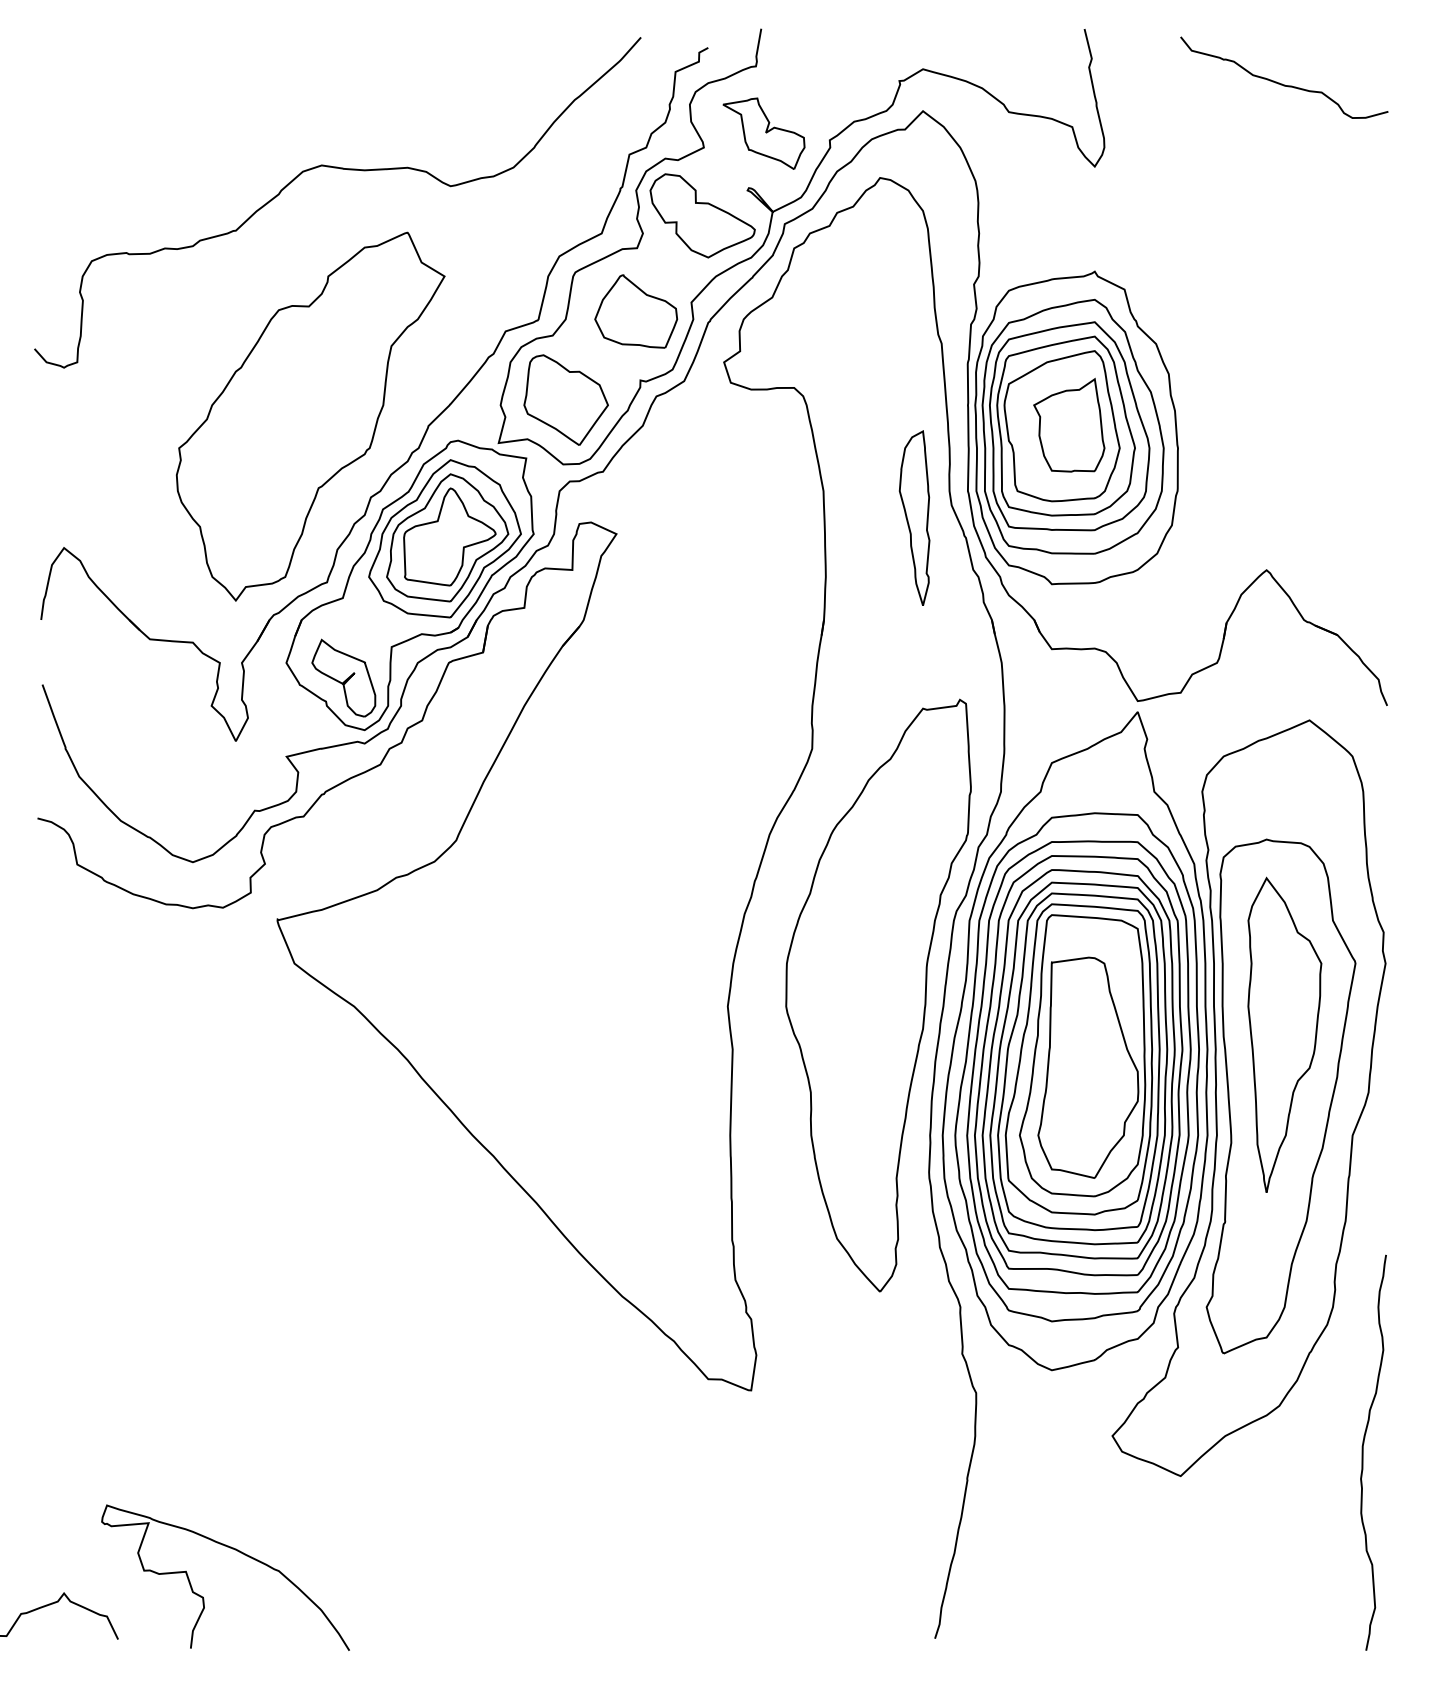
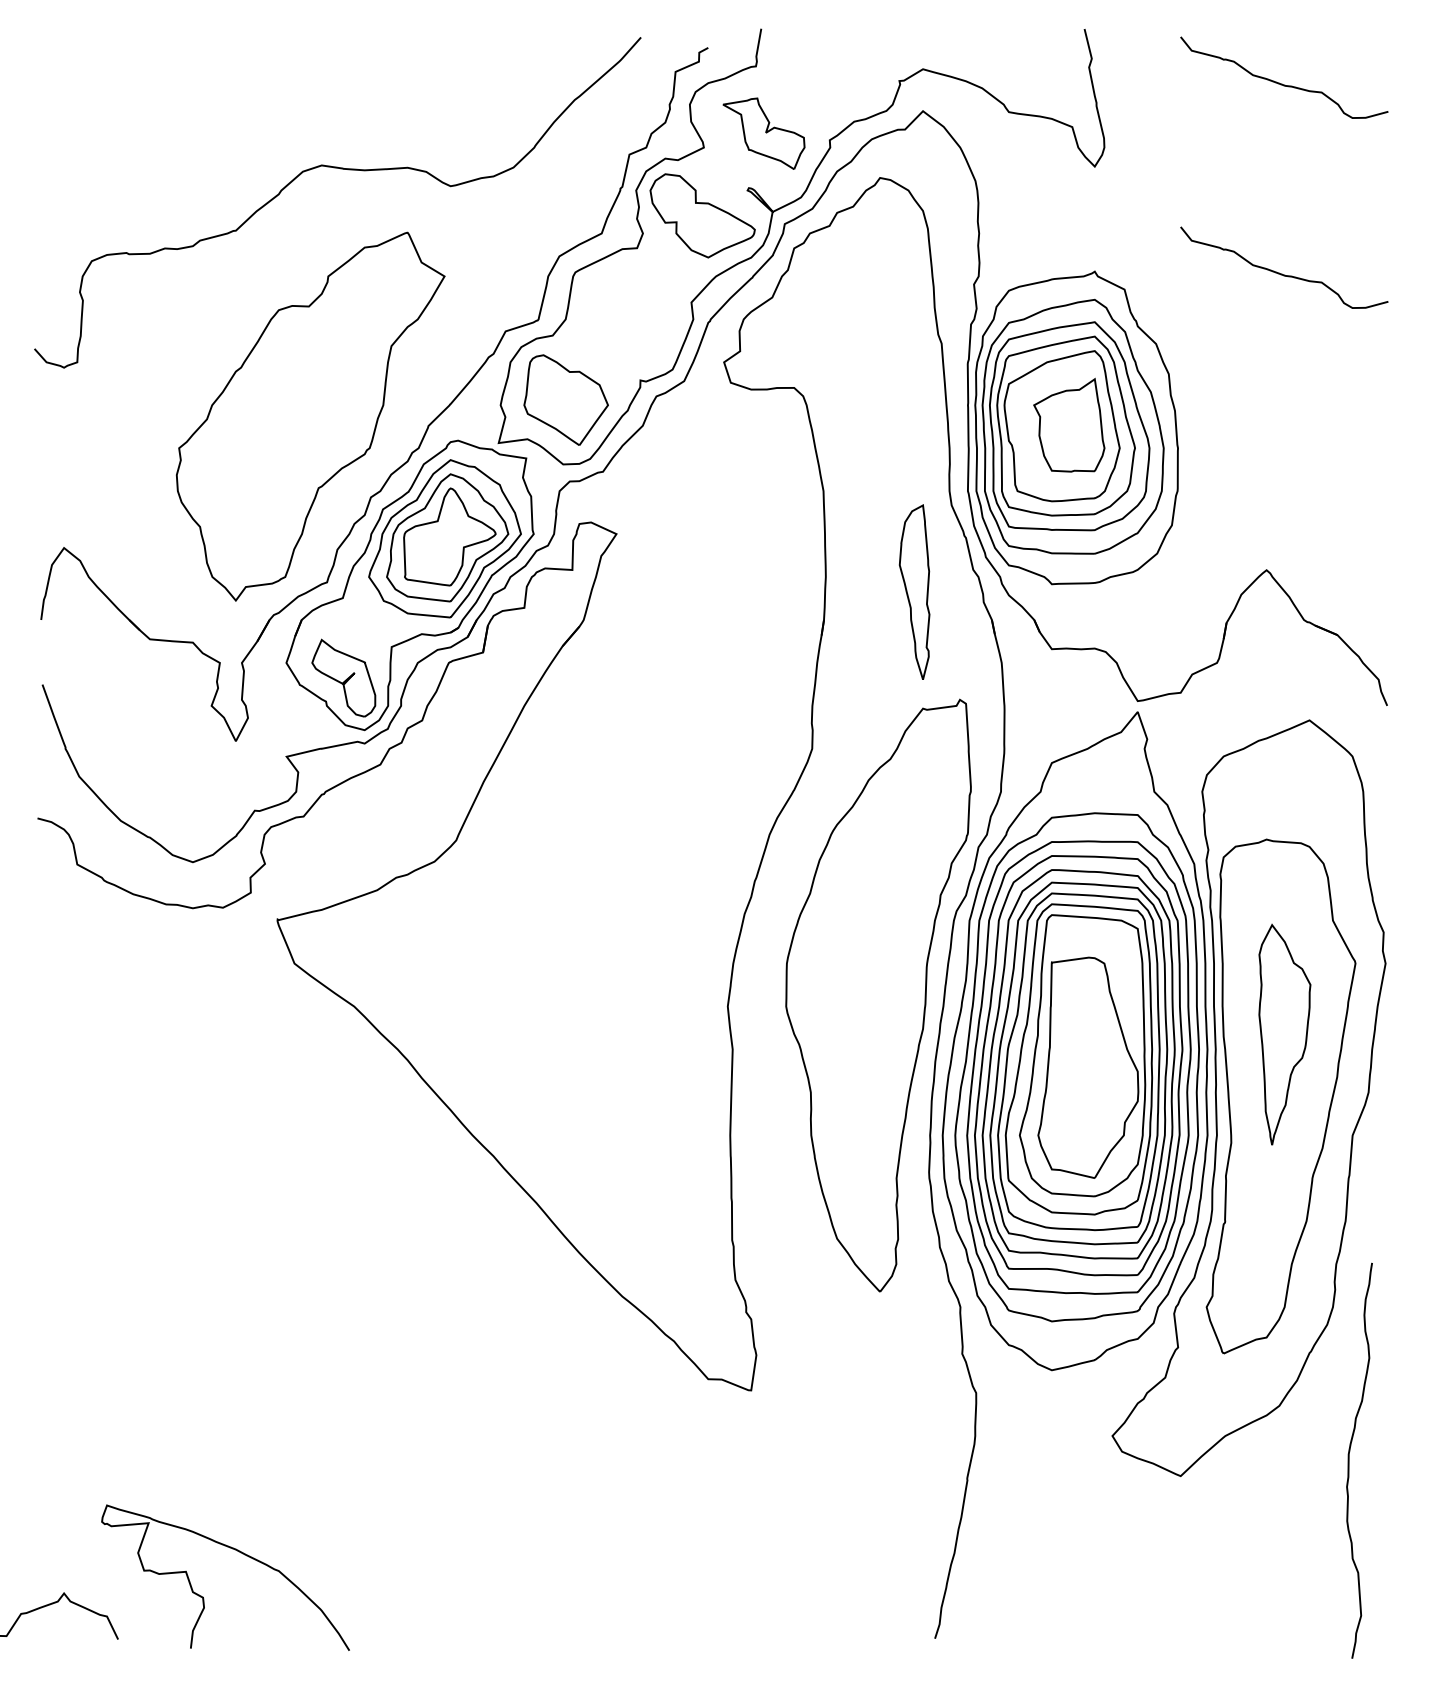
curve: none -> present (1282, 273)
part: present -> none (636, 311)
part position: (914, 517) -> (914, 591) (914, 591)
part size: 76x317 px -> 54x223 px (1284, 1034)
curve position: (1363, 1452) -> (1349, 1460) (1349, 1460)
